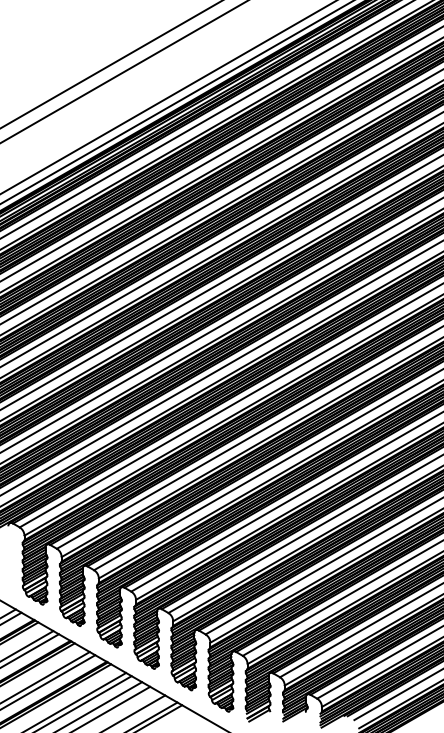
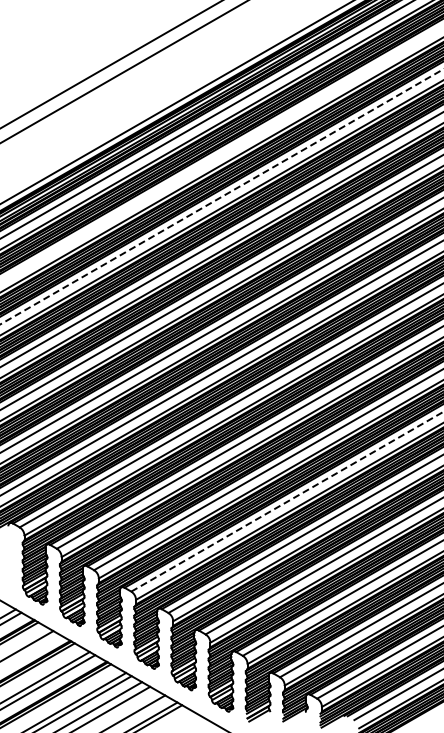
line: present -> none (167, 97)
line: present -> none (221, 154)
line: solid -> dashed (221, 196)
line: solid -> dashed (288, 501)
line: present -> none (30, 650)
